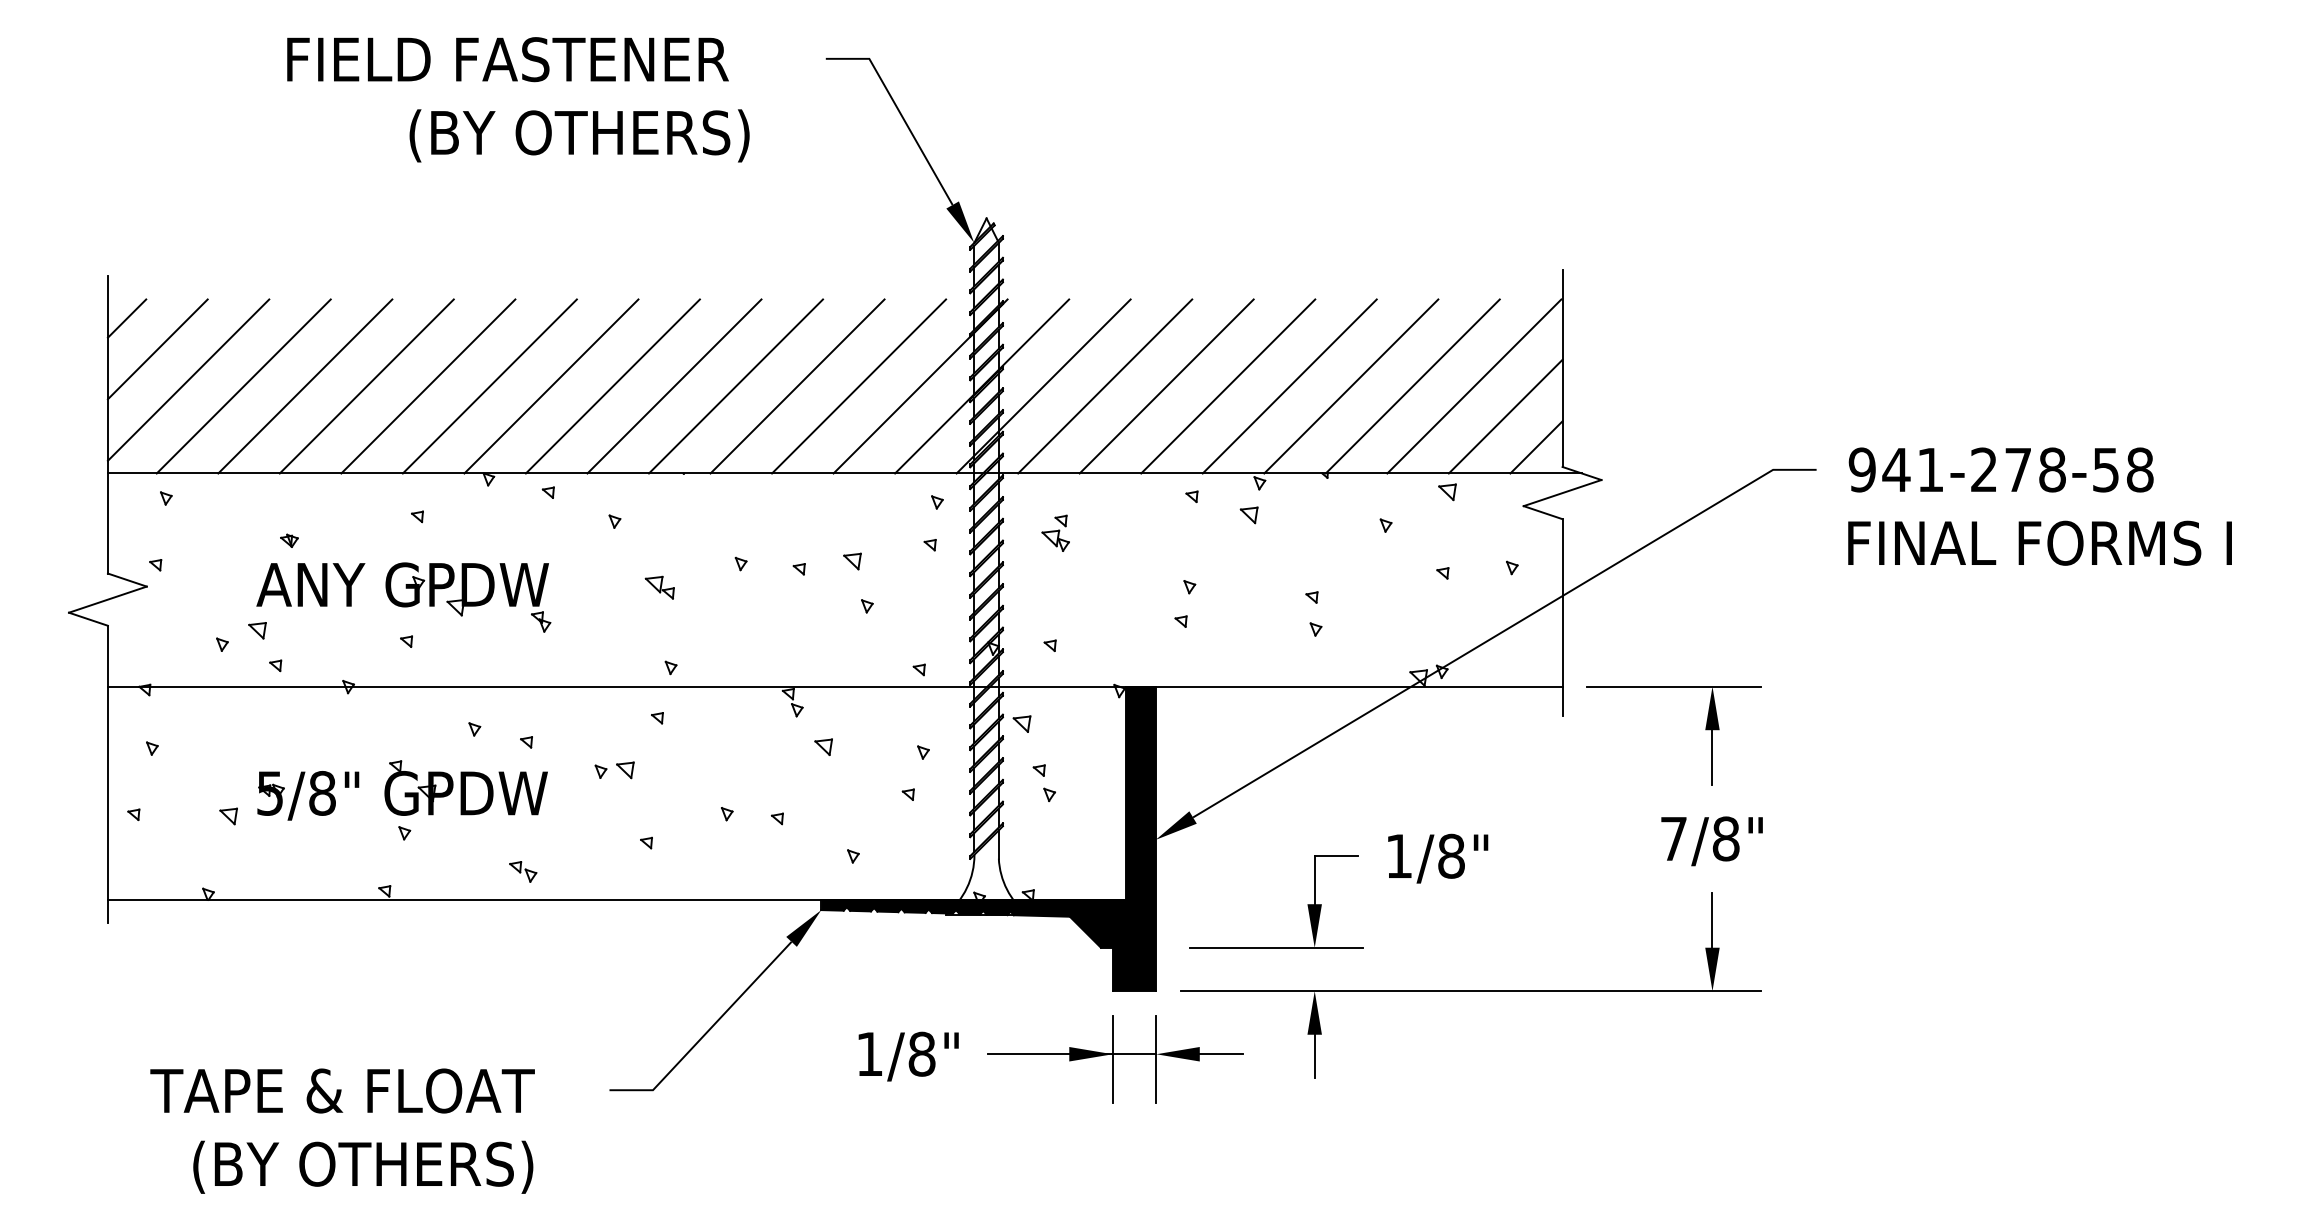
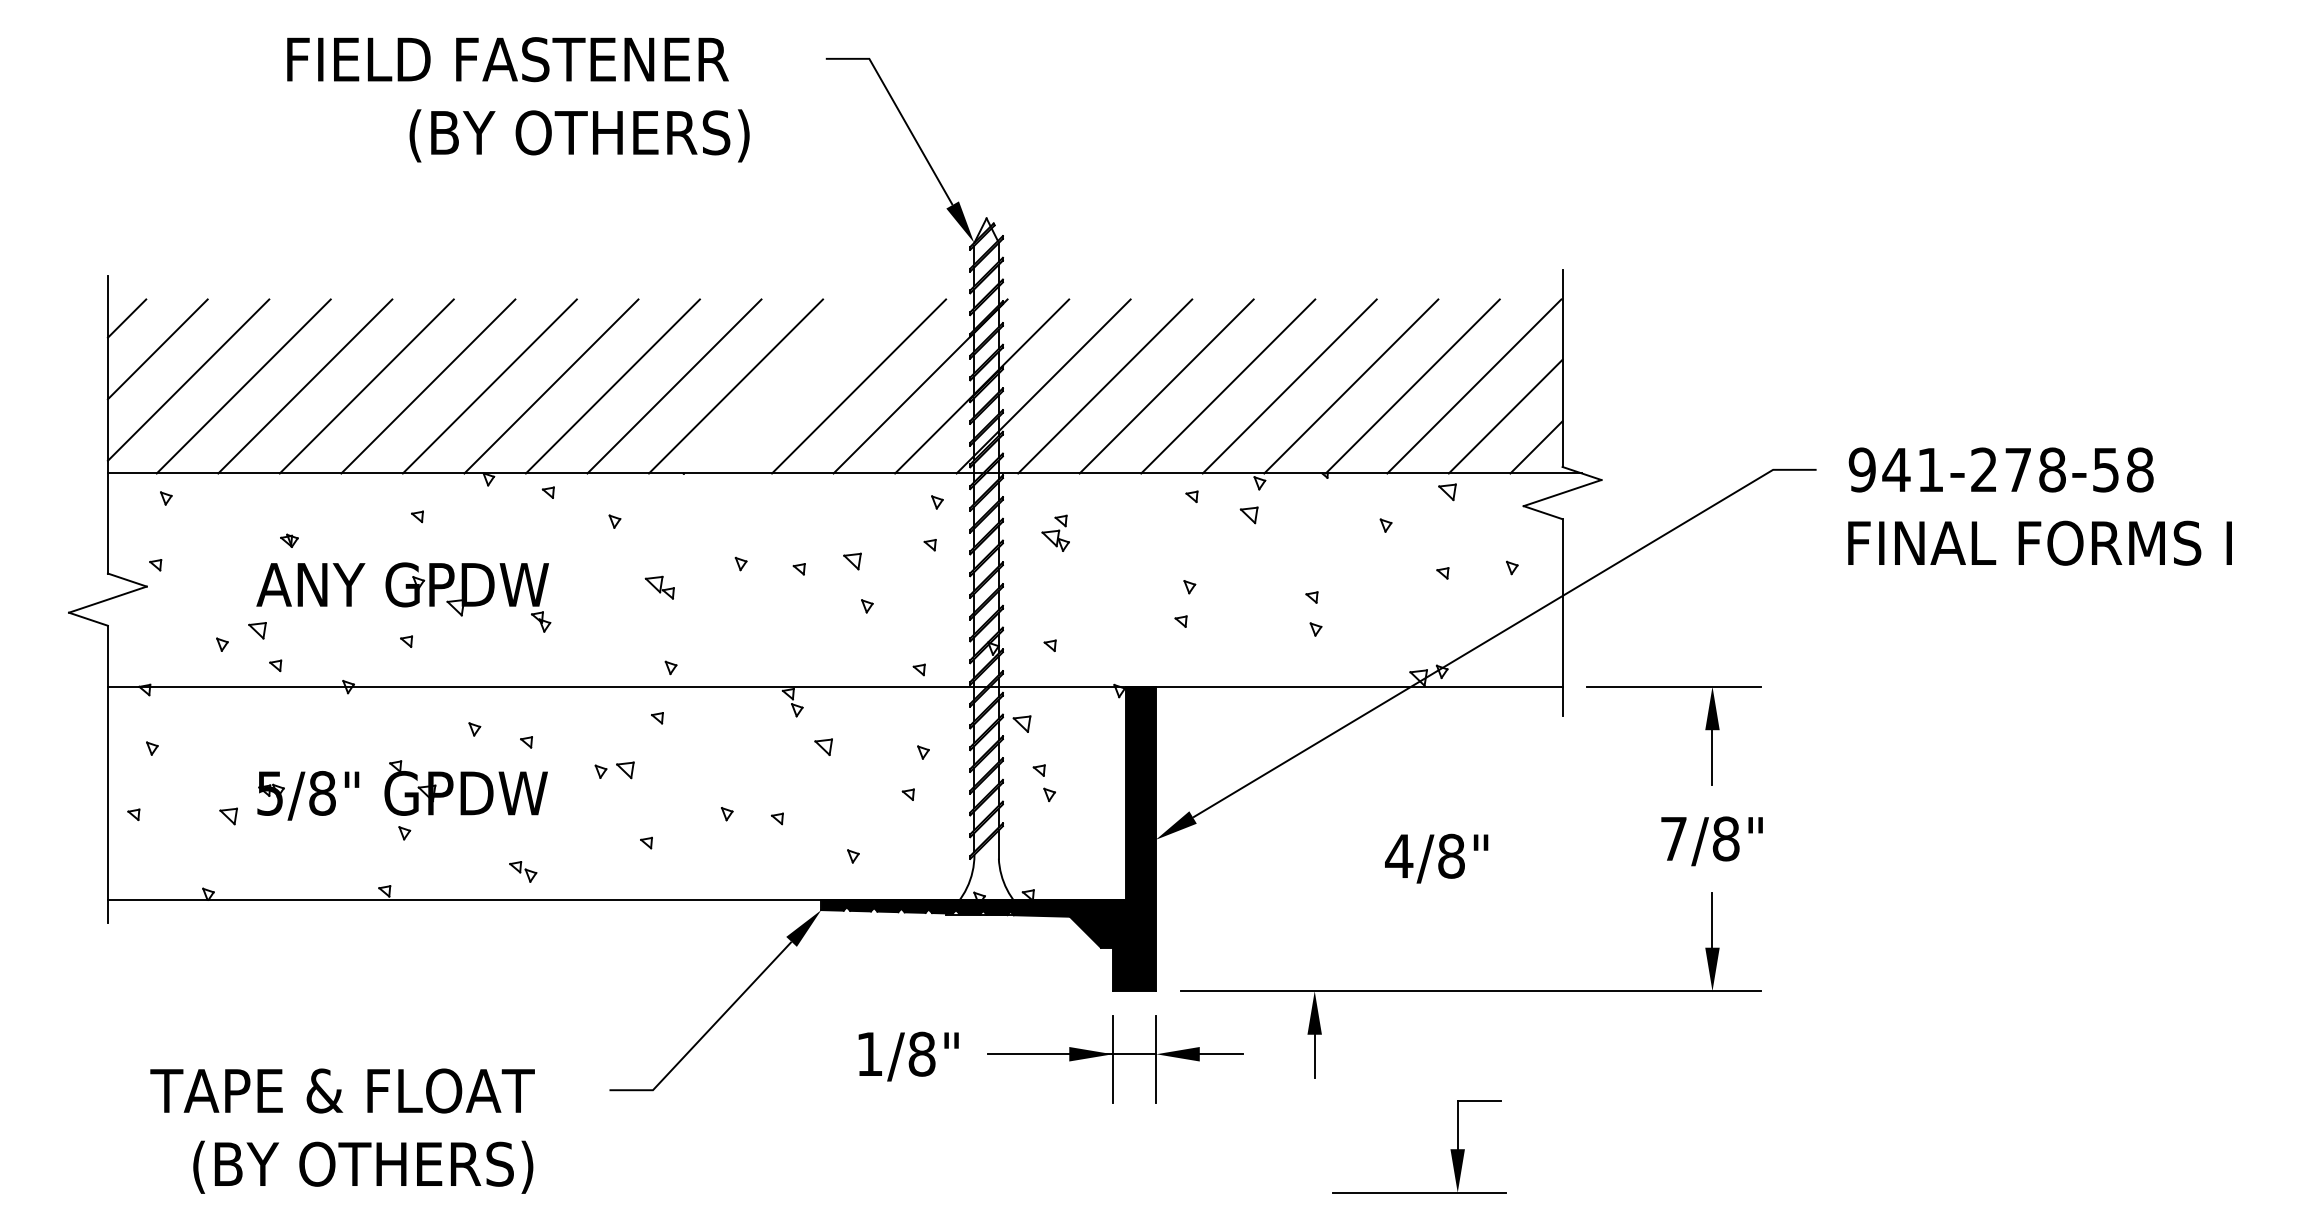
line: present -> none (797, 386)
text: 1/8" -> 4/8" (1399, 855)
part position: (1307, 904) -> (1450, 1149) (1450, 1149)
